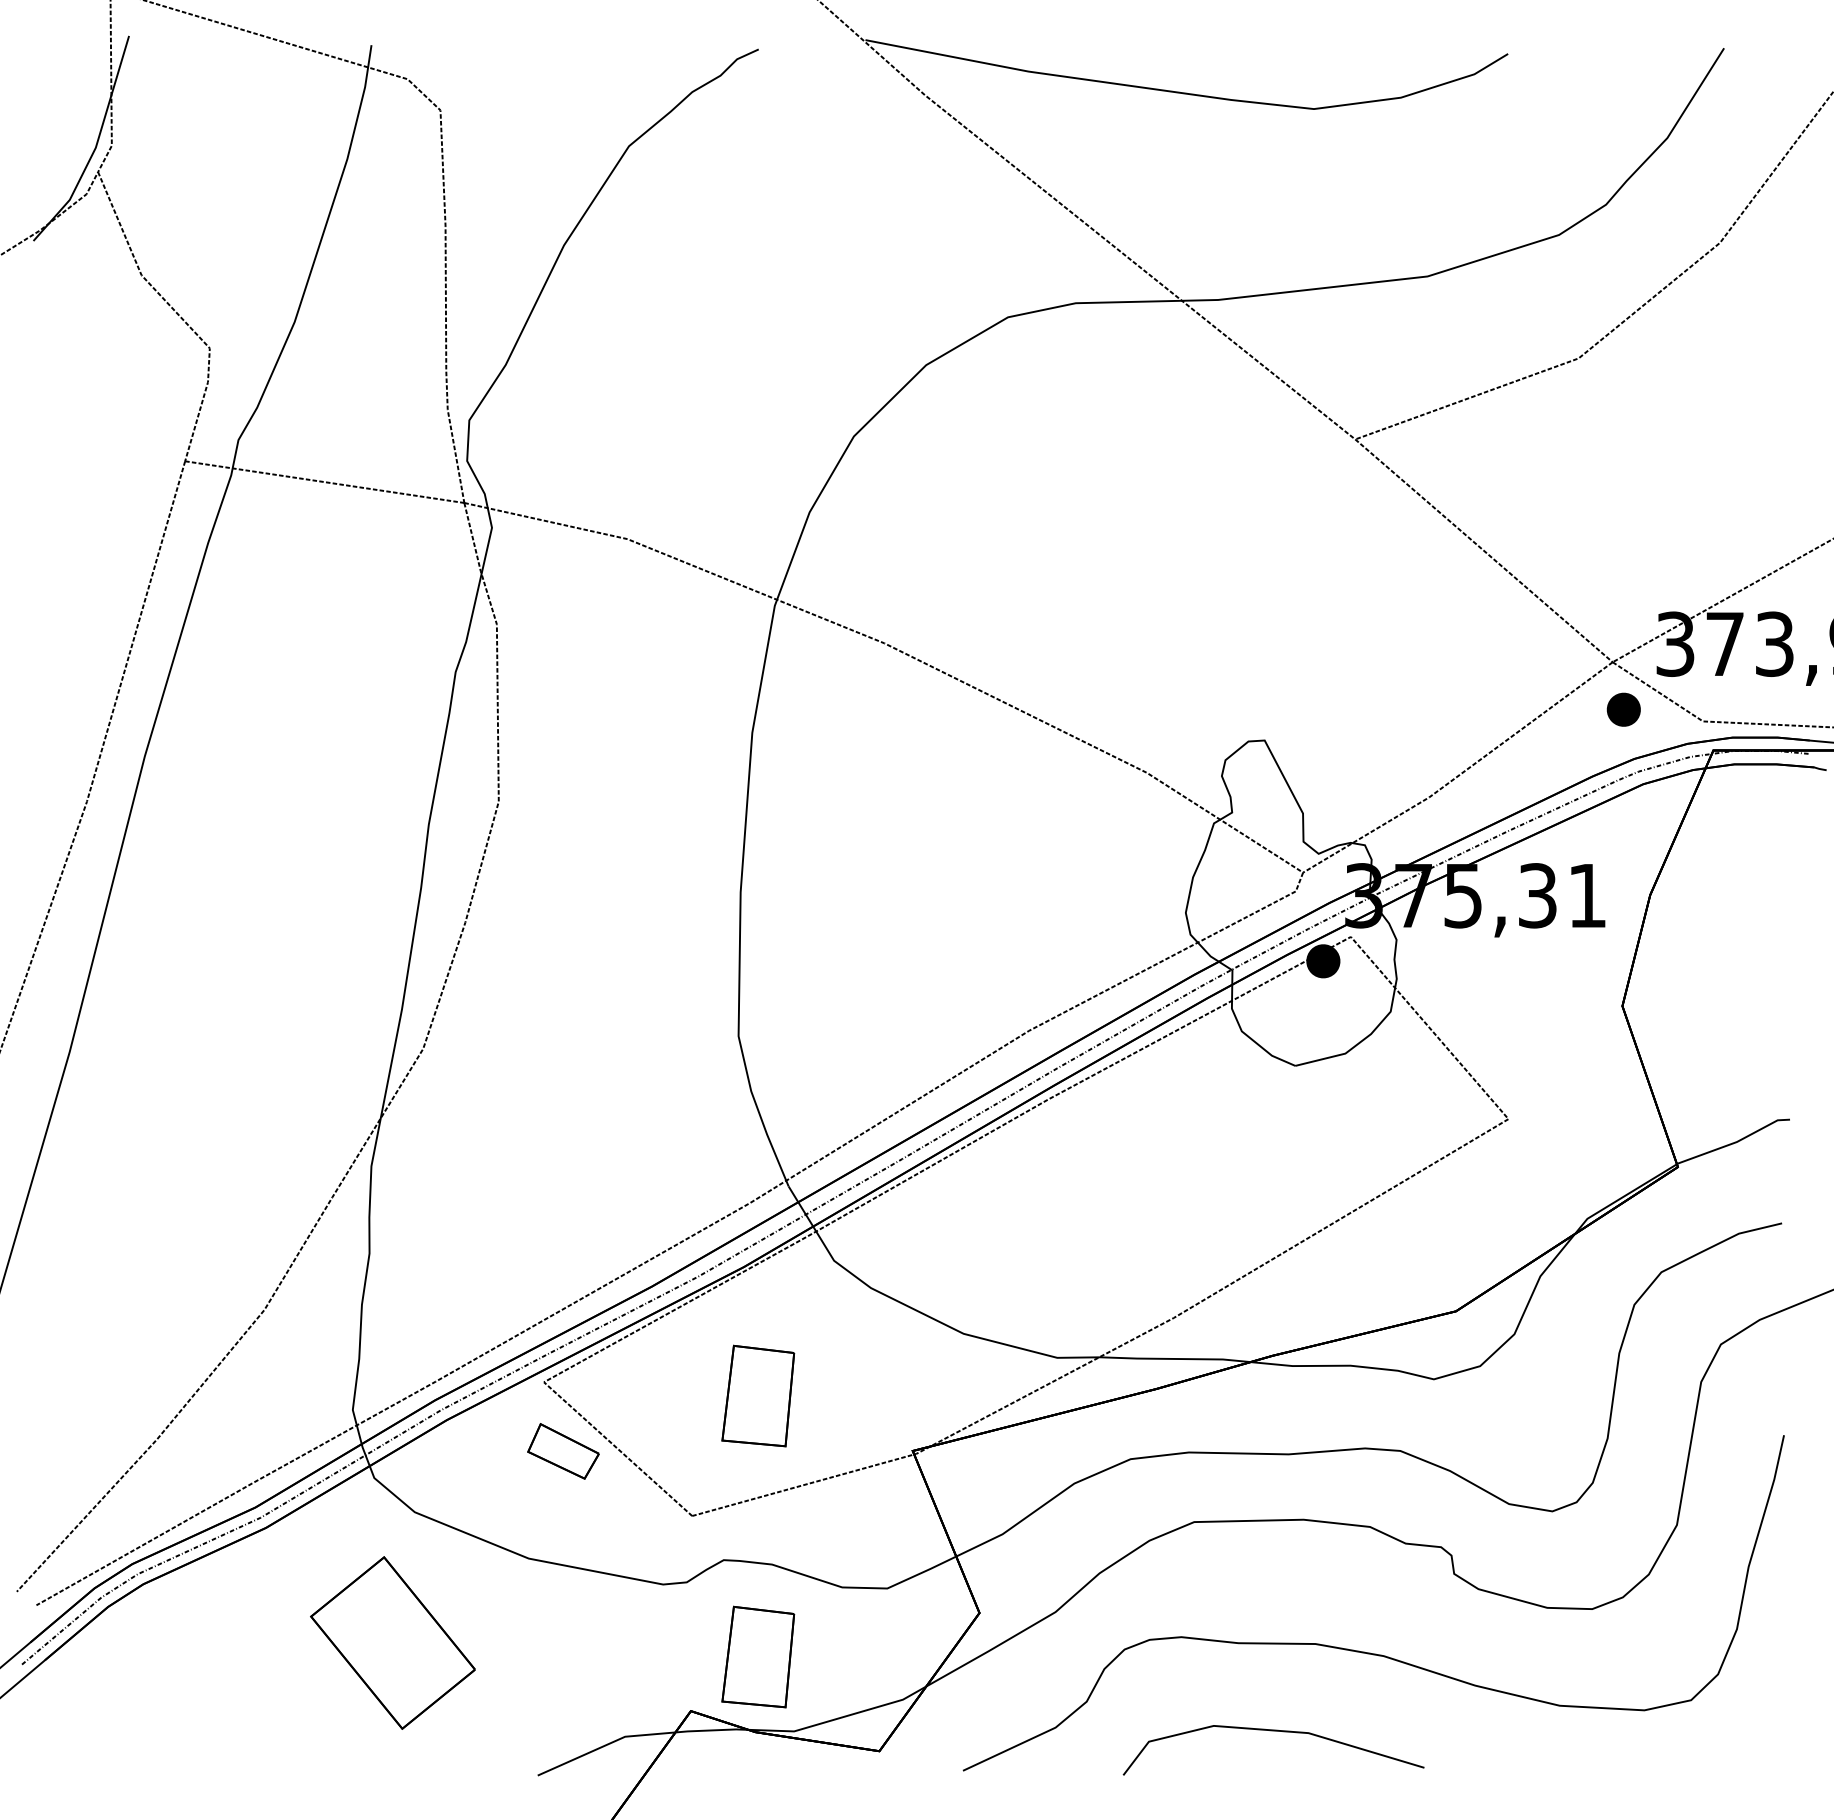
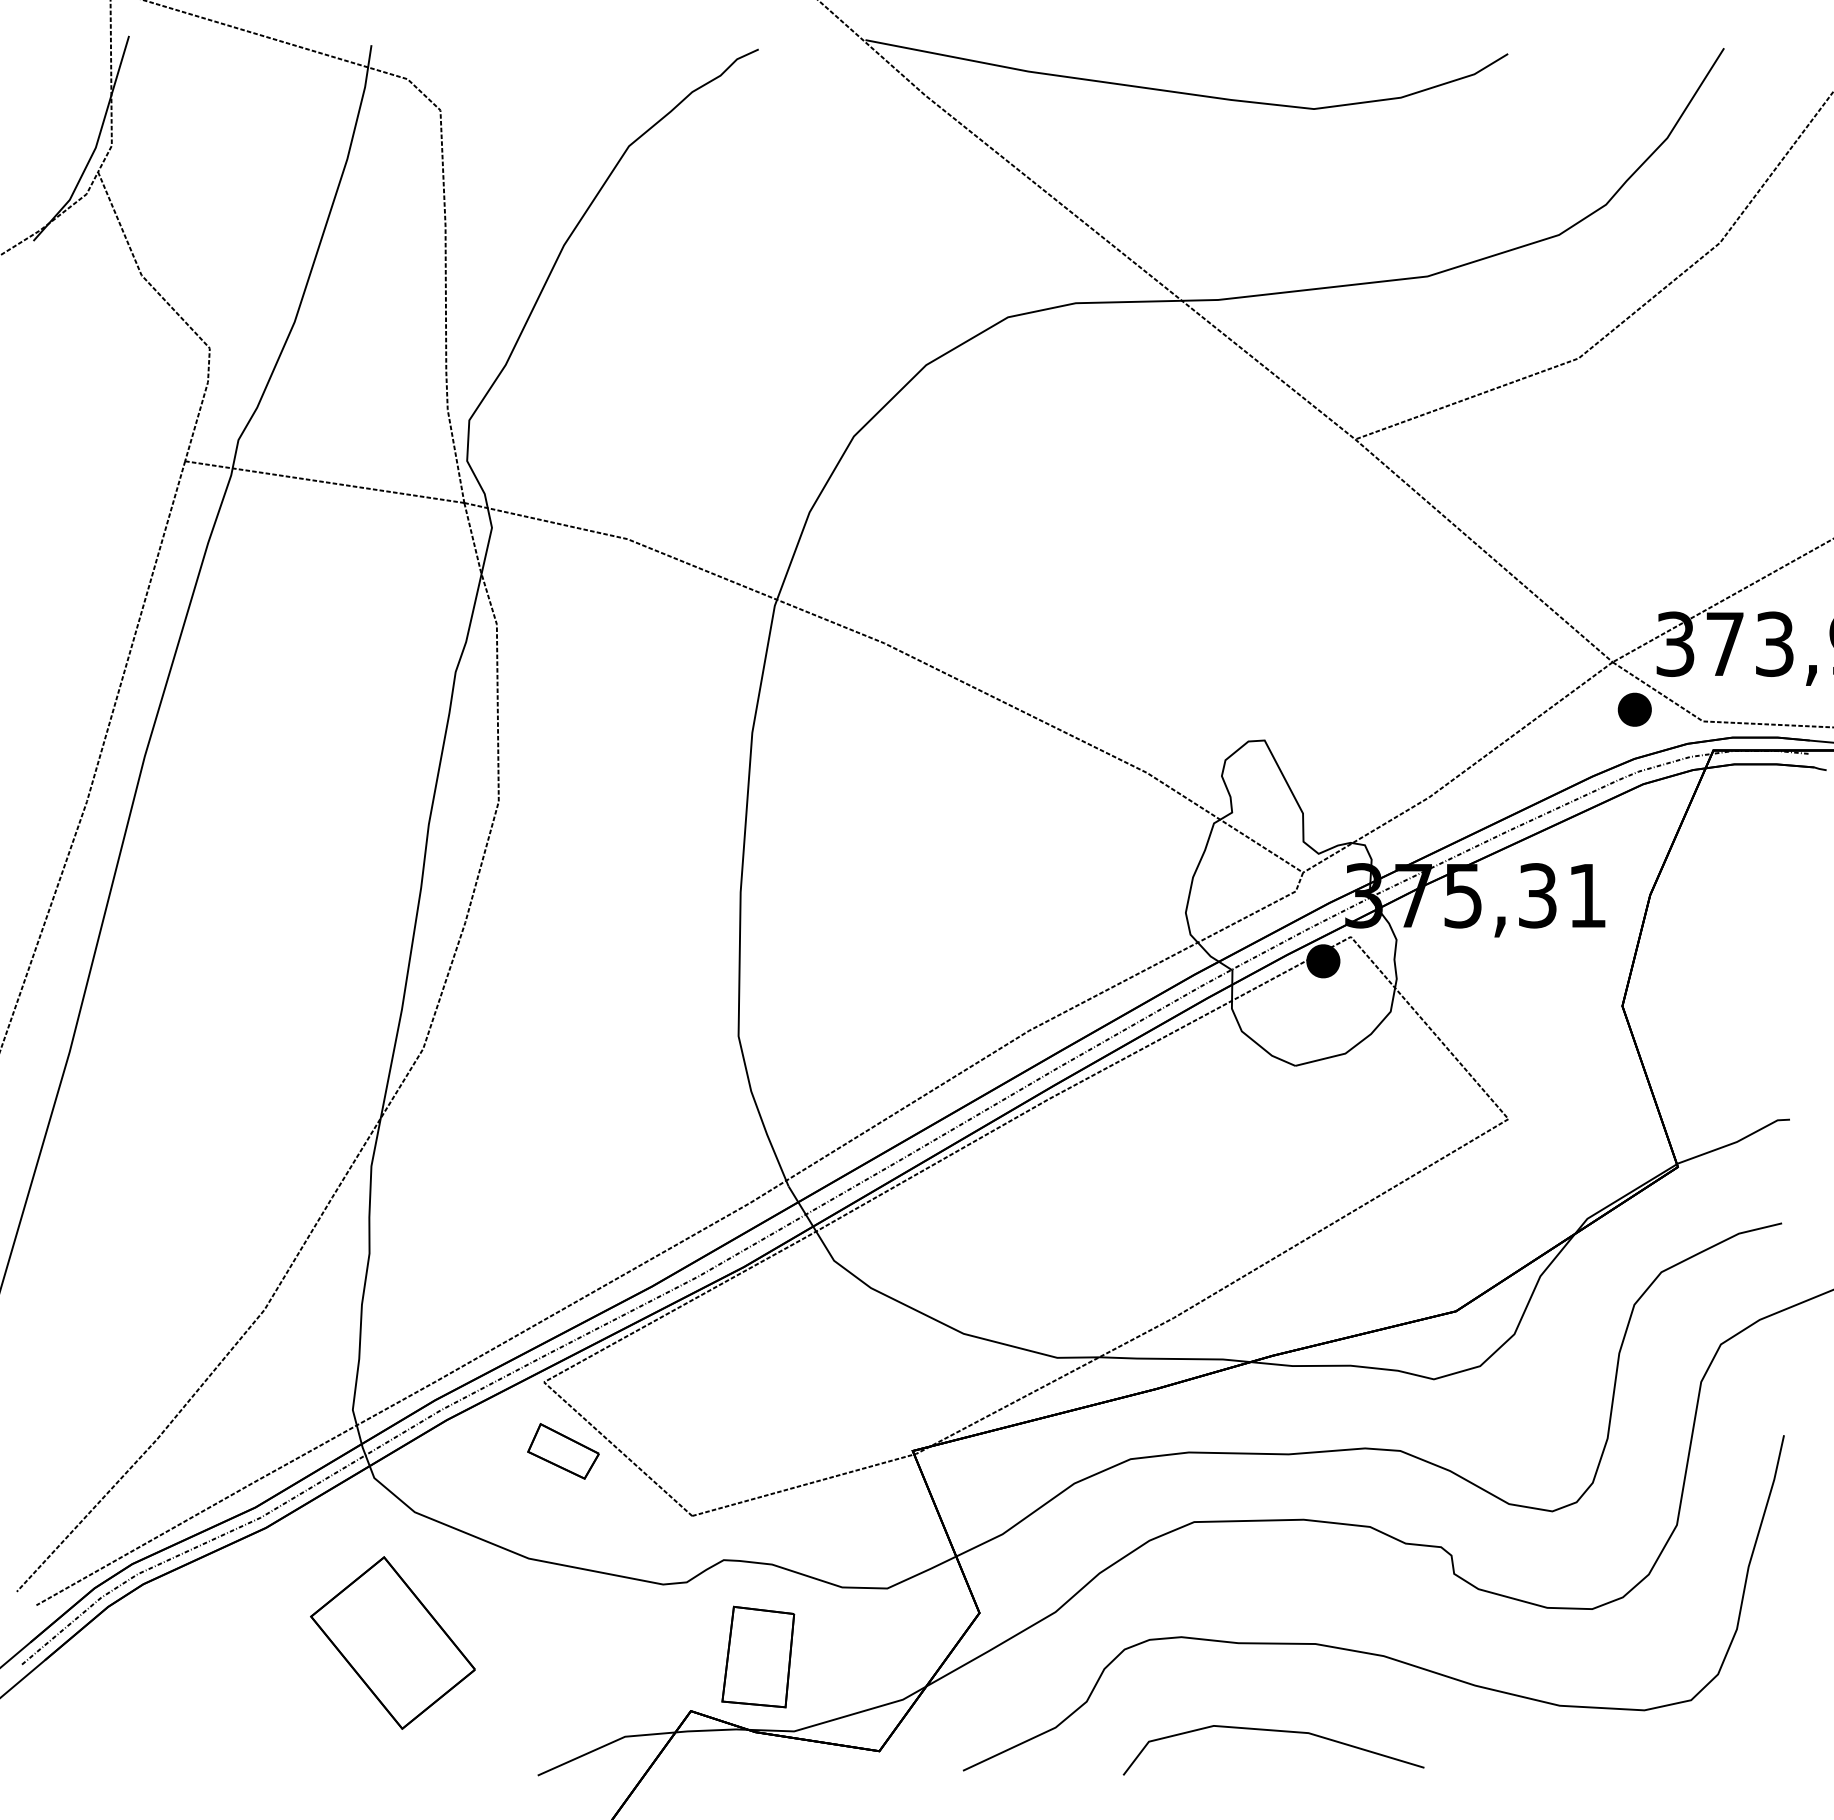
part position: (1623, 709) -> (1634, 709) (1634, 709)
part: present -> none (758, 1395)
